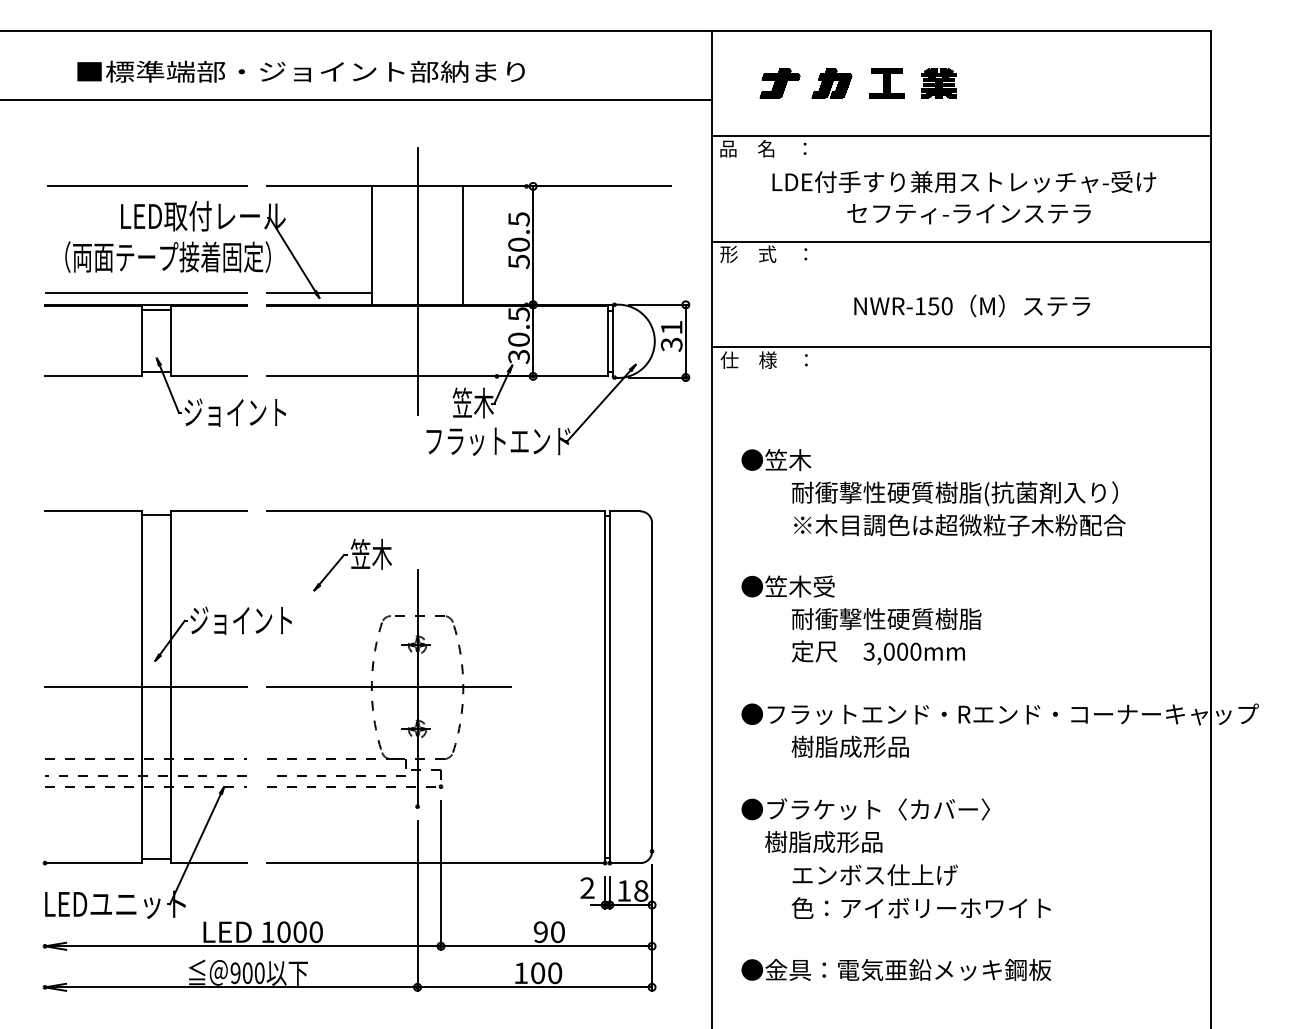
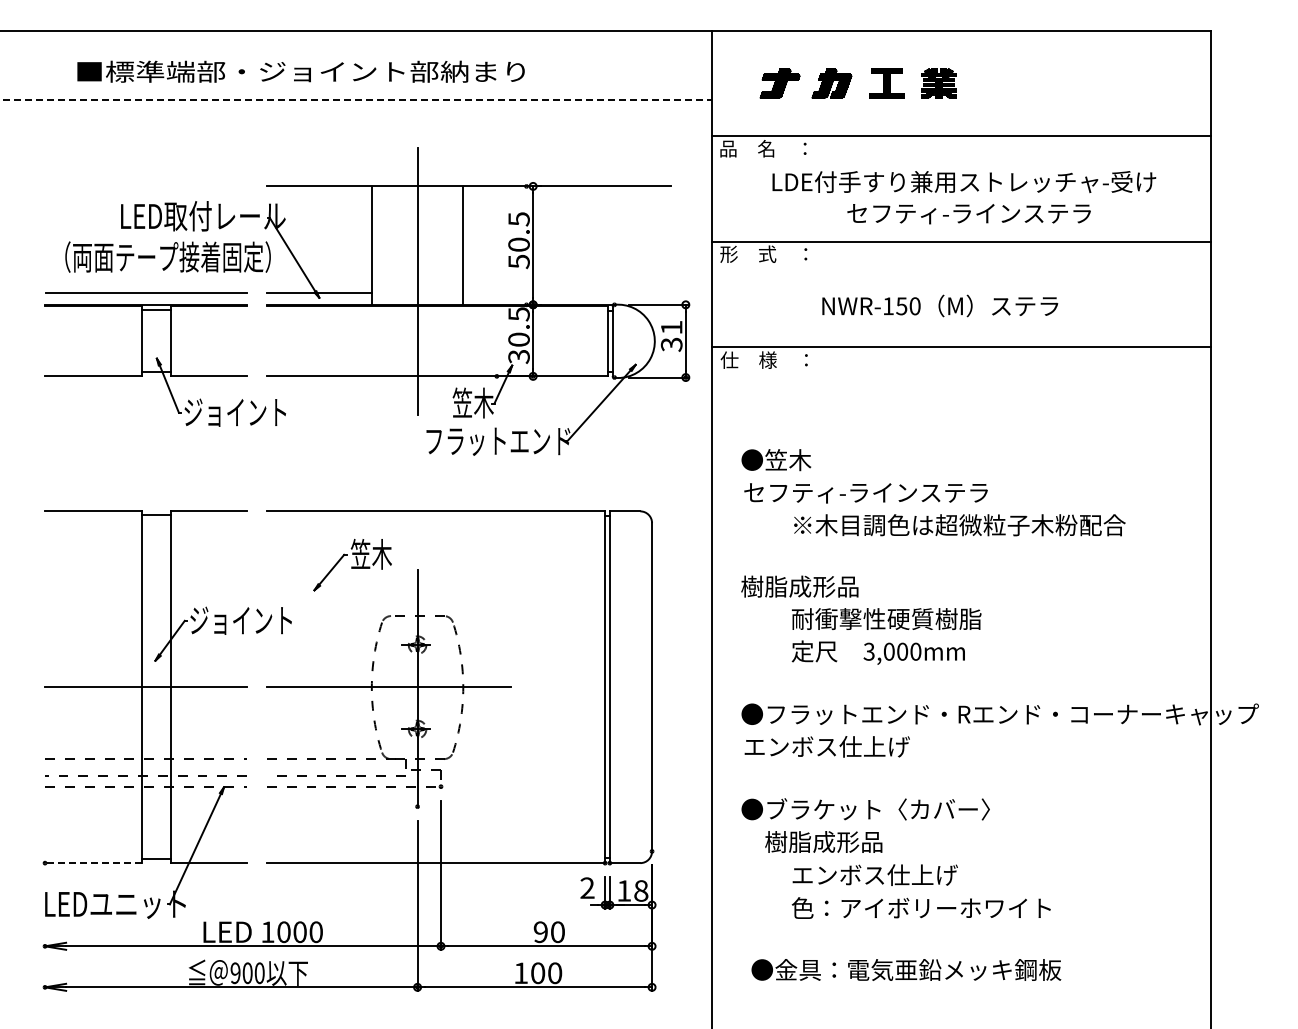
line: solid -> dashed (356, 99)
line: present -> none (147, 186)
text position: (972, 305) -> (940, 305) (940, 305)
text: 耐衝撃性硬質樹脂(抗菌剤入り） -> セフティ-ラインステラ (930, 493)
text: ●笠木受 -> 樹脂成形品 (799, 586)
text: 樹脂成形品 -> エンボス仕上げ (826, 746)
line: solid -> dashed (93, 863)
text position: (896, 969) -> (906, 969) (906, 969)
